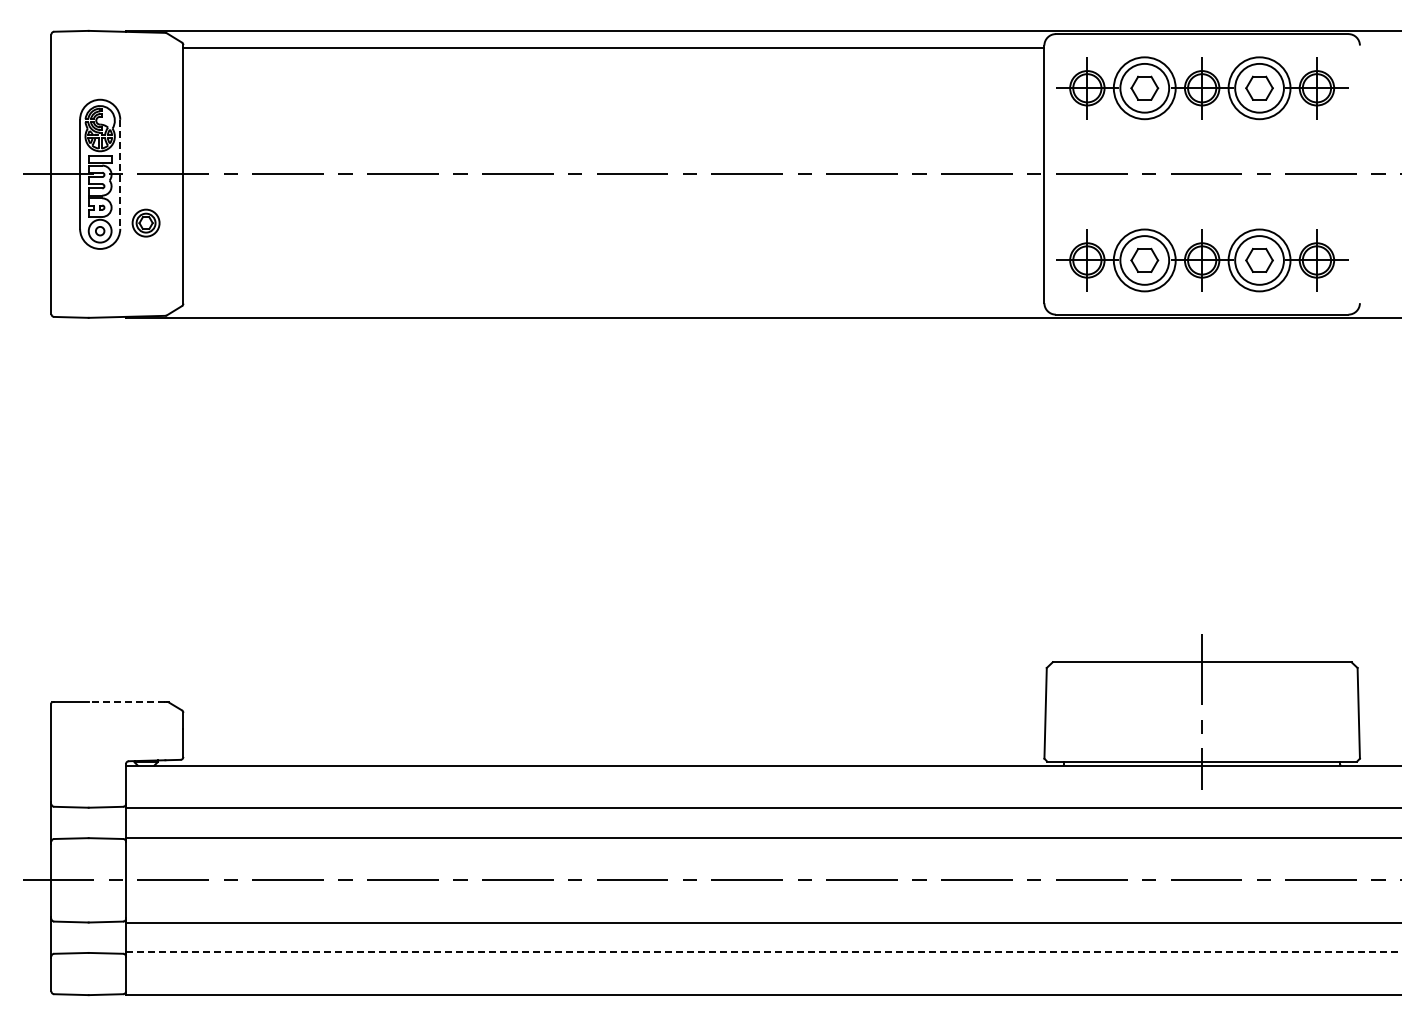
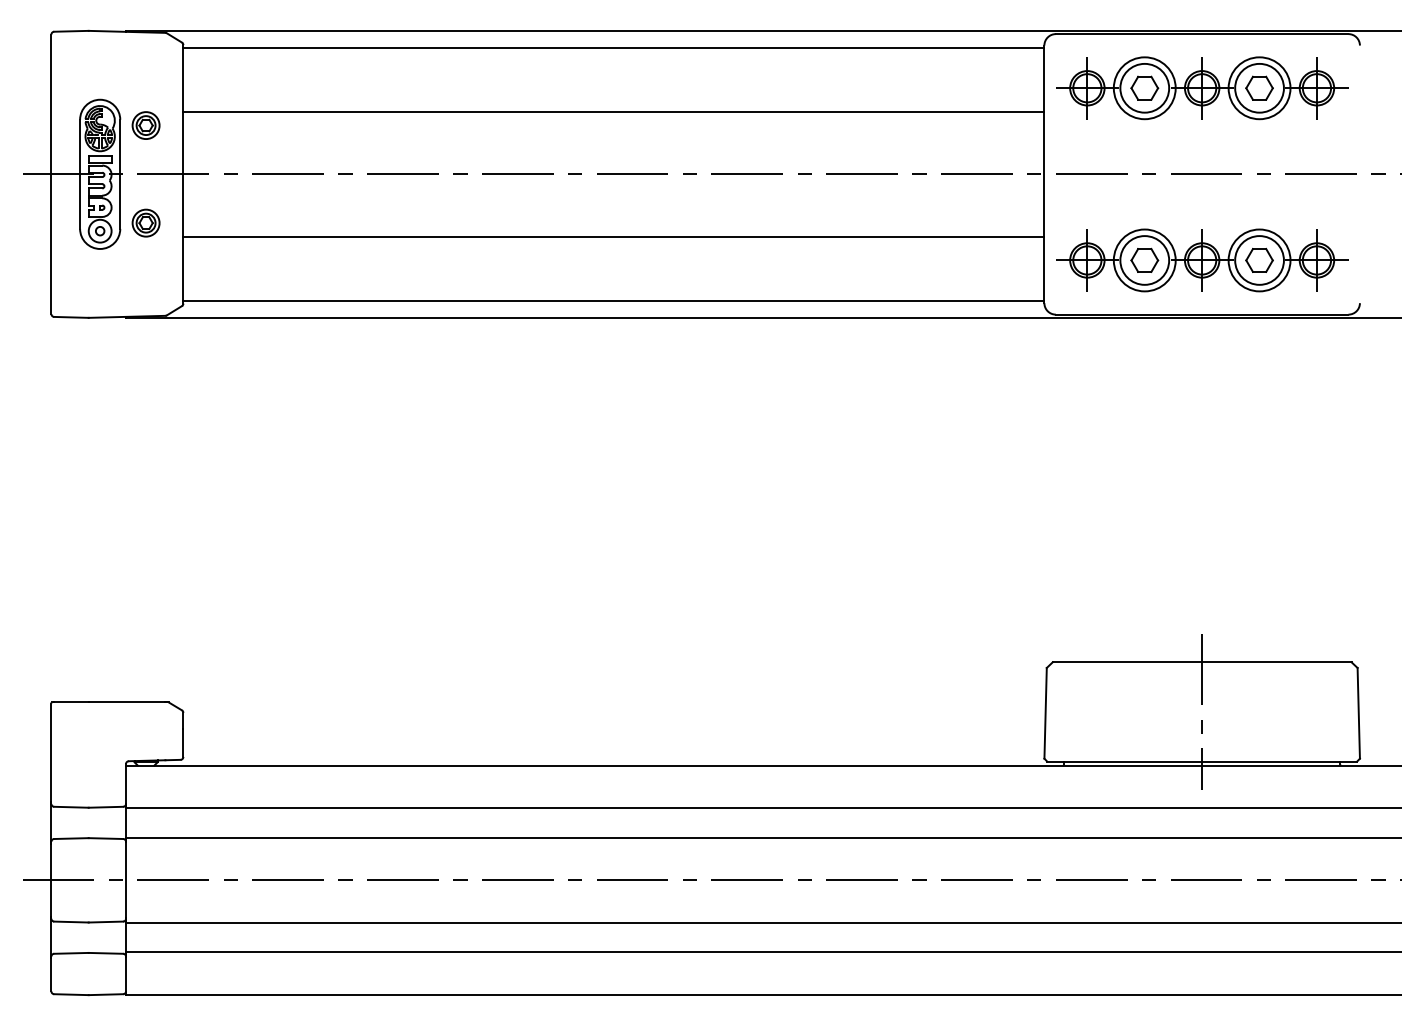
line: none -> present (613, 111)
part: none -> present (145, 125)
line: dashed -> solid (120, 174)
line: none -> present (613, 236)
line: none -> present (613, 300)
line: dashed -> solid (126, 702)
line: dashed -> solid (763, 952)
